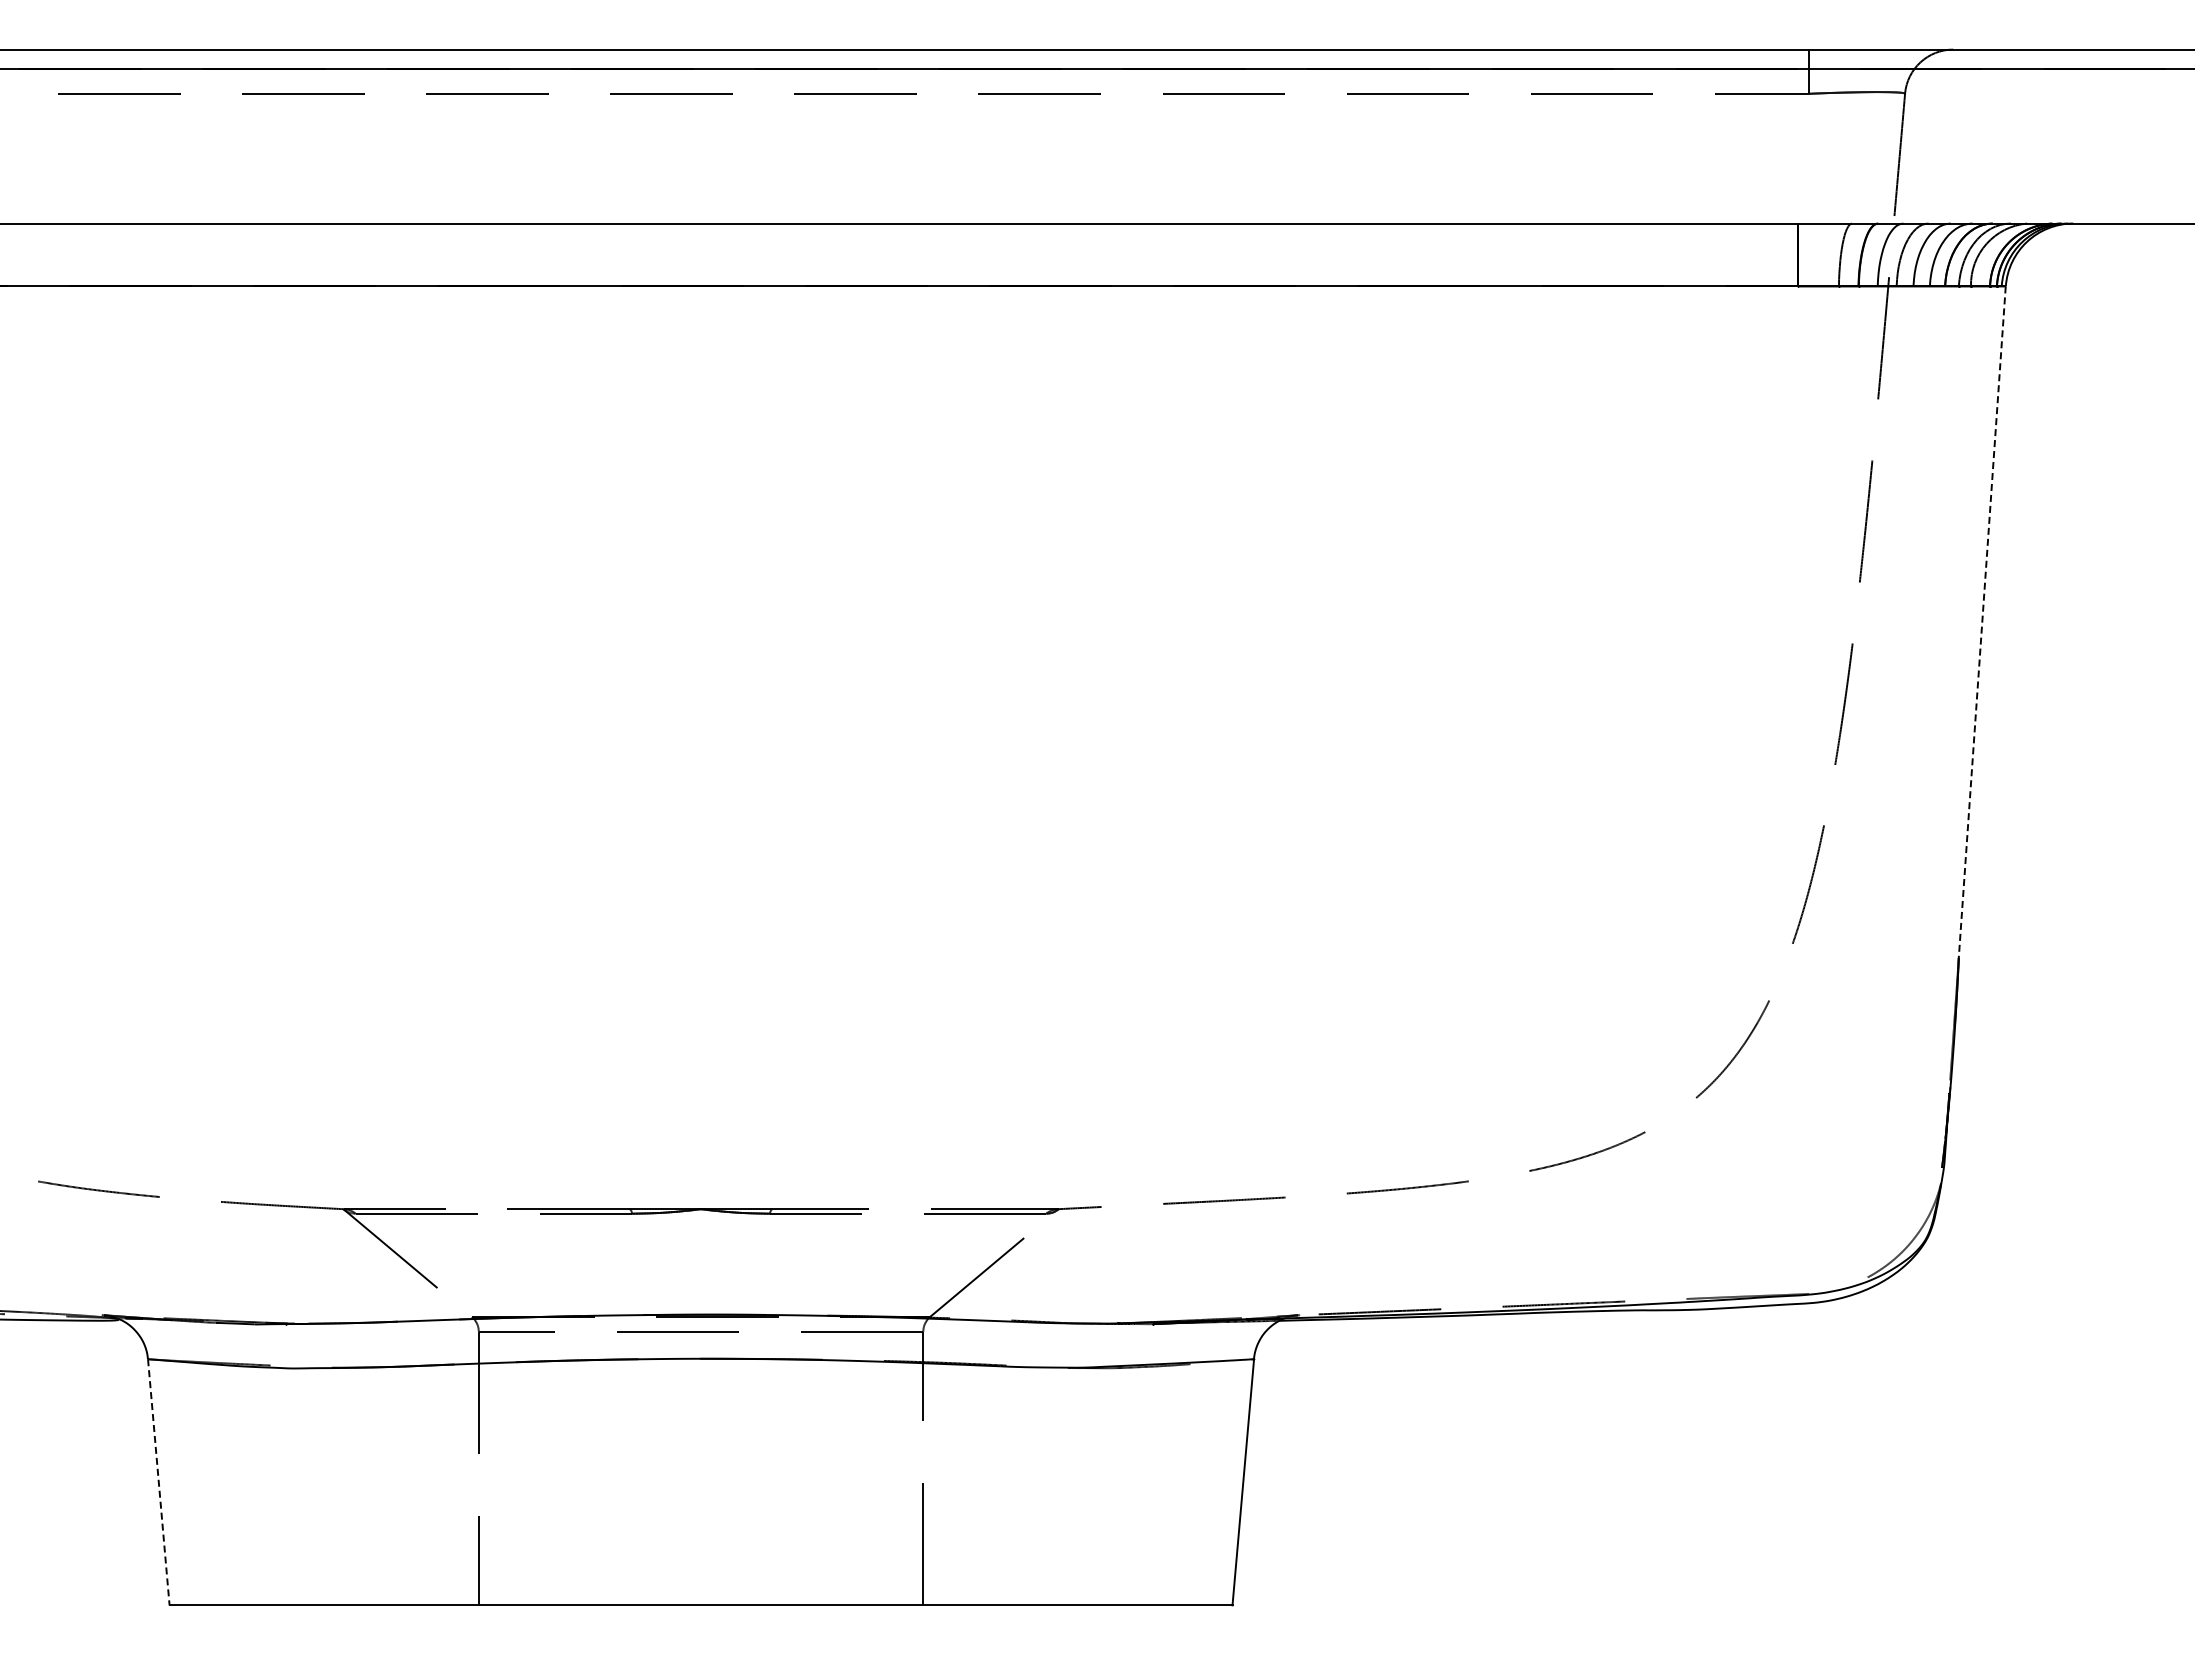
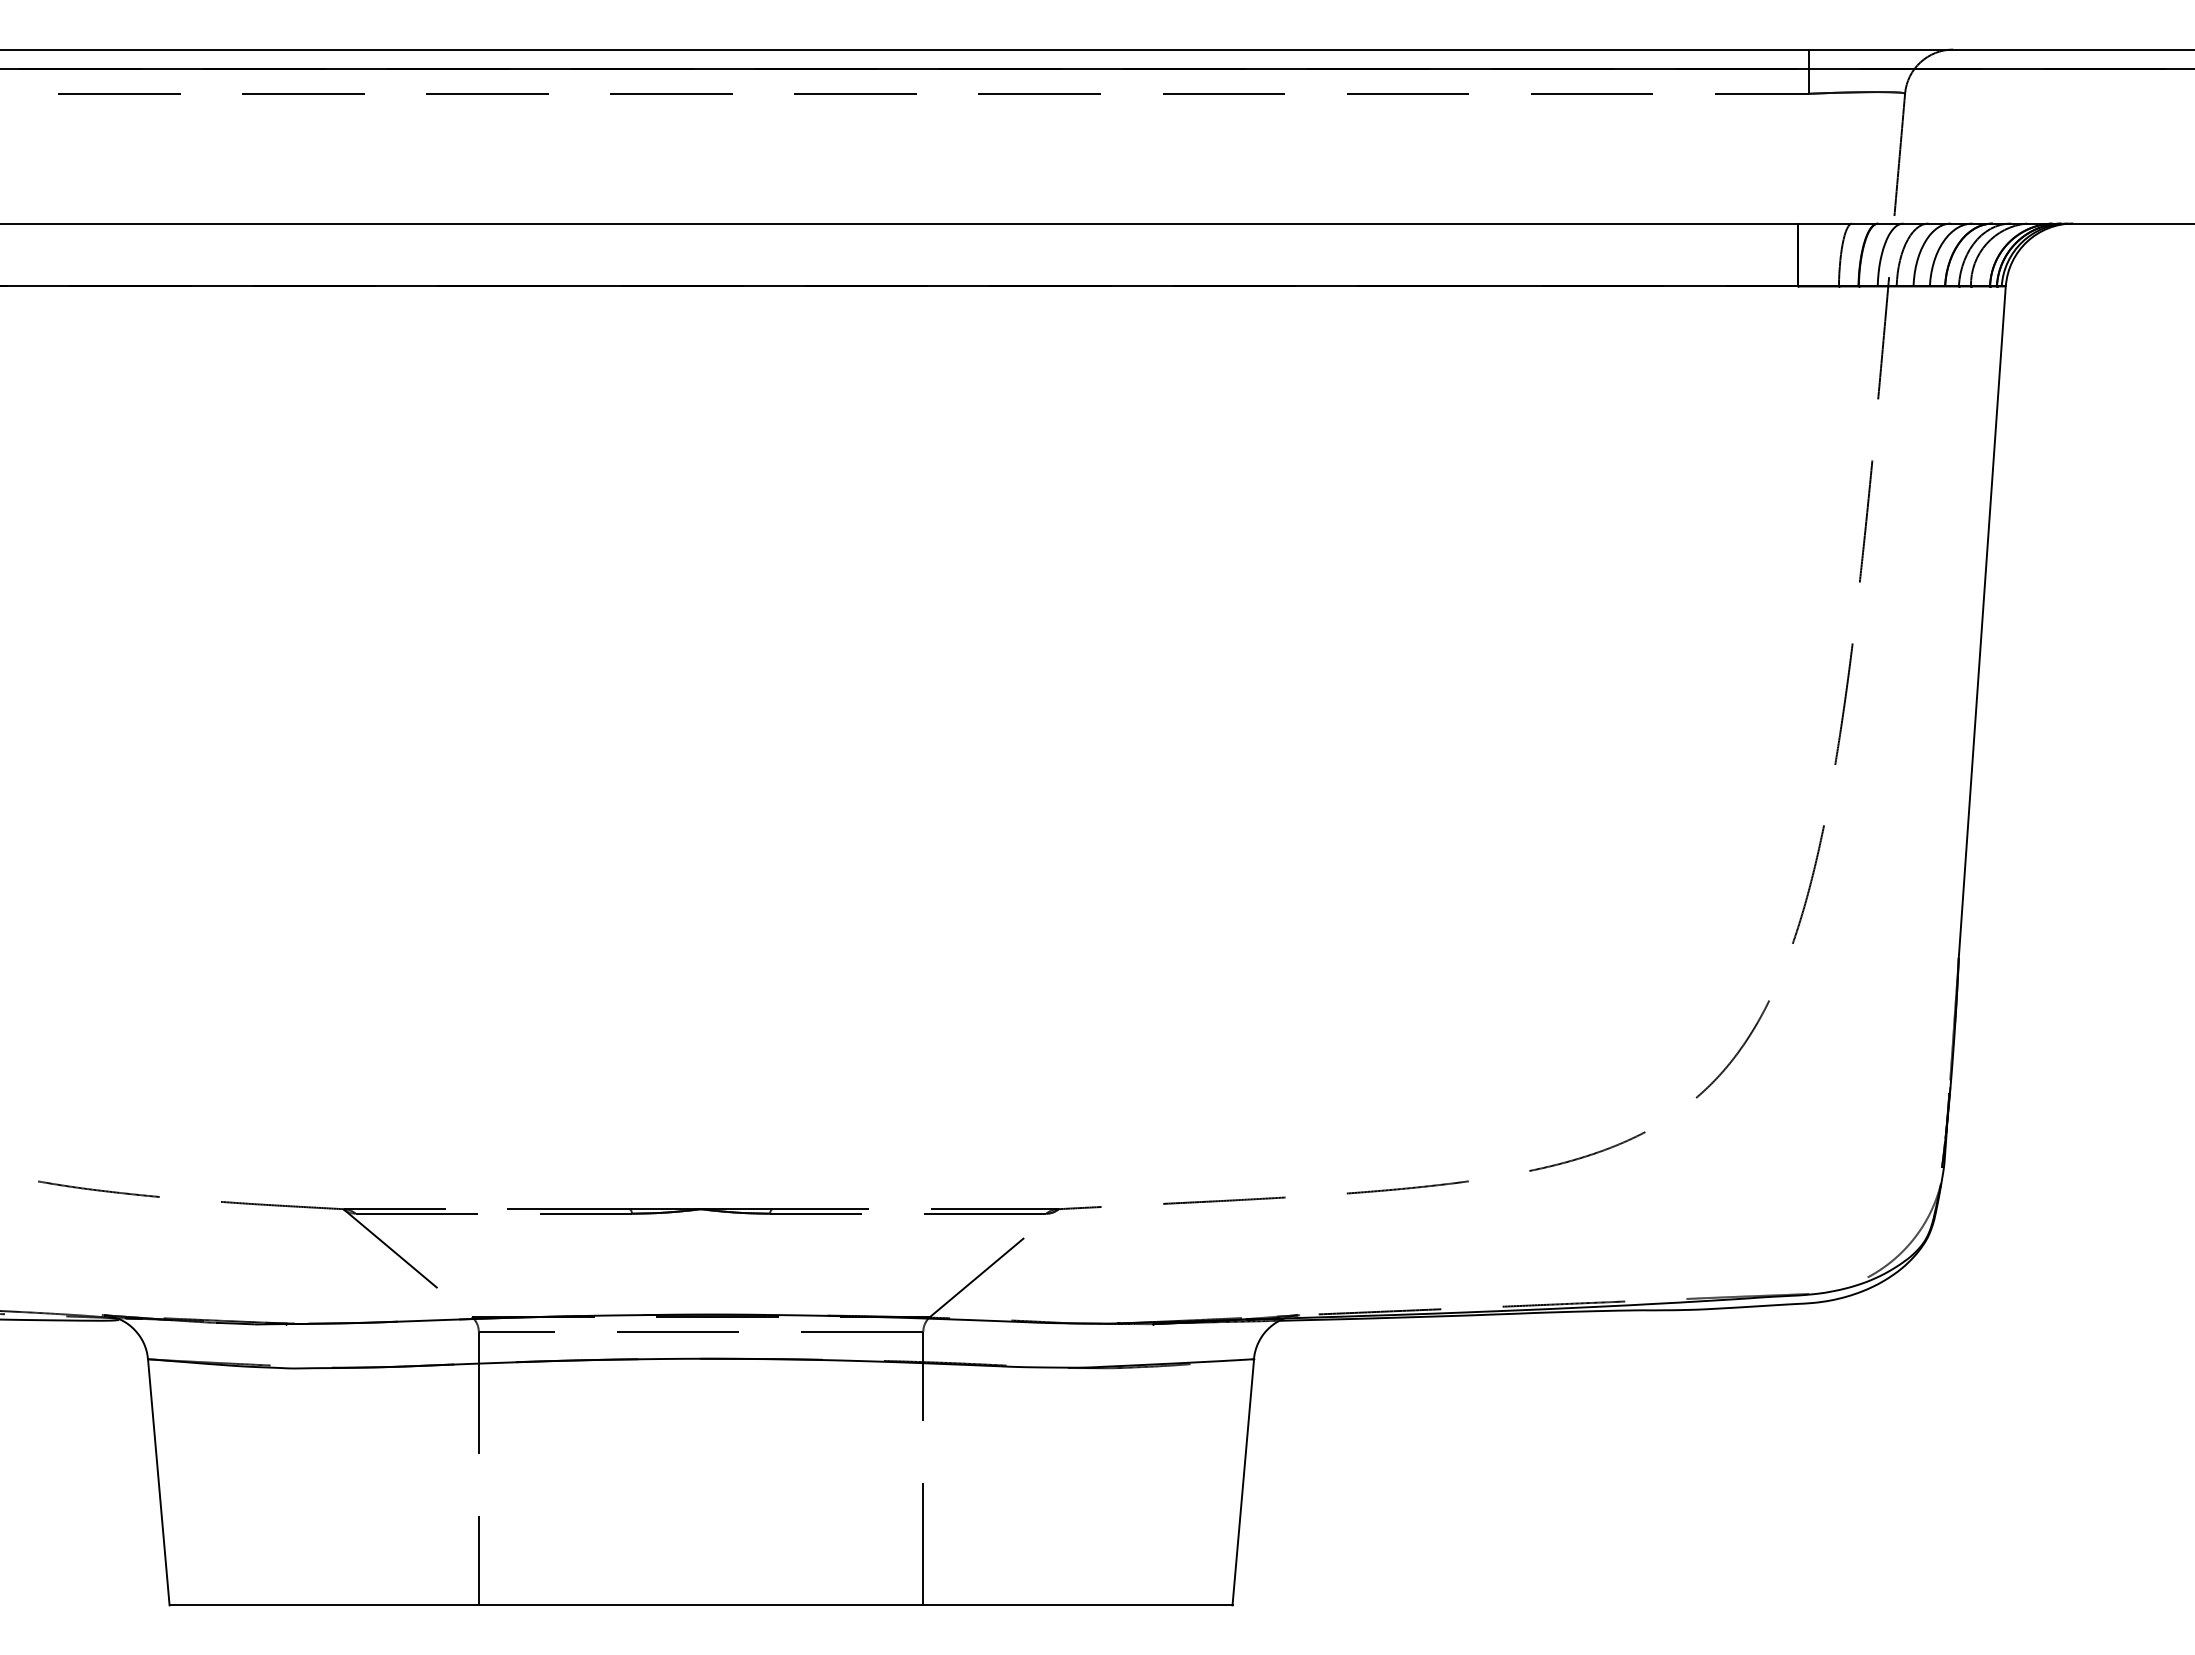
line: dashed -> solid (1982, 622)
line: dashed -> solid (158, 1482)
